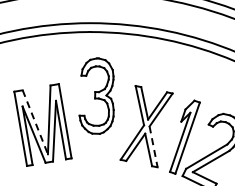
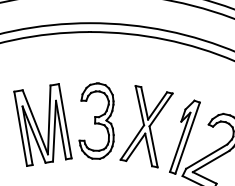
part position: (96, 95) -> (96, 120) (96, 120)
line: dashed -> solid (35, 122)
line: dashed -> solid (153, 146)
